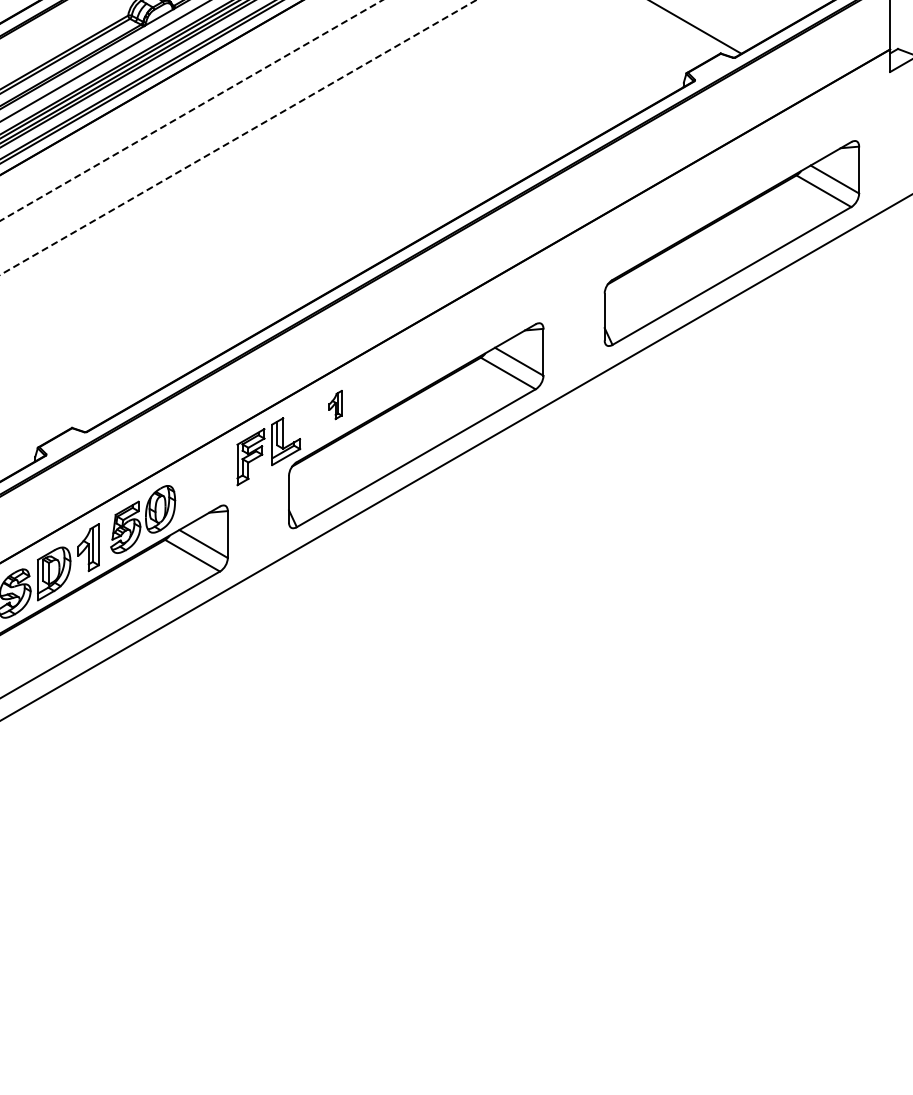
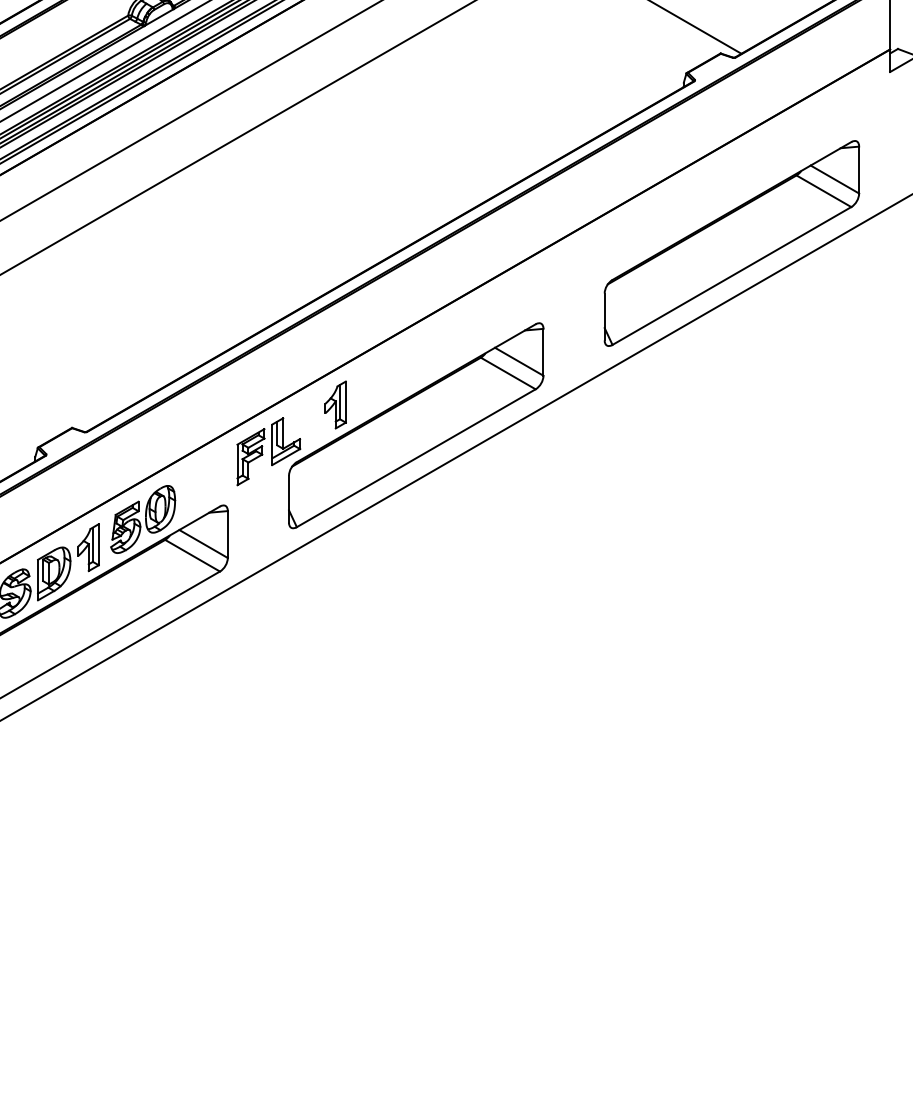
line: dashed -> solid (191, 110)
line: dashed -> solid (237, 137)
part size: 15x31 px -> 23x50 px (335, 404)
